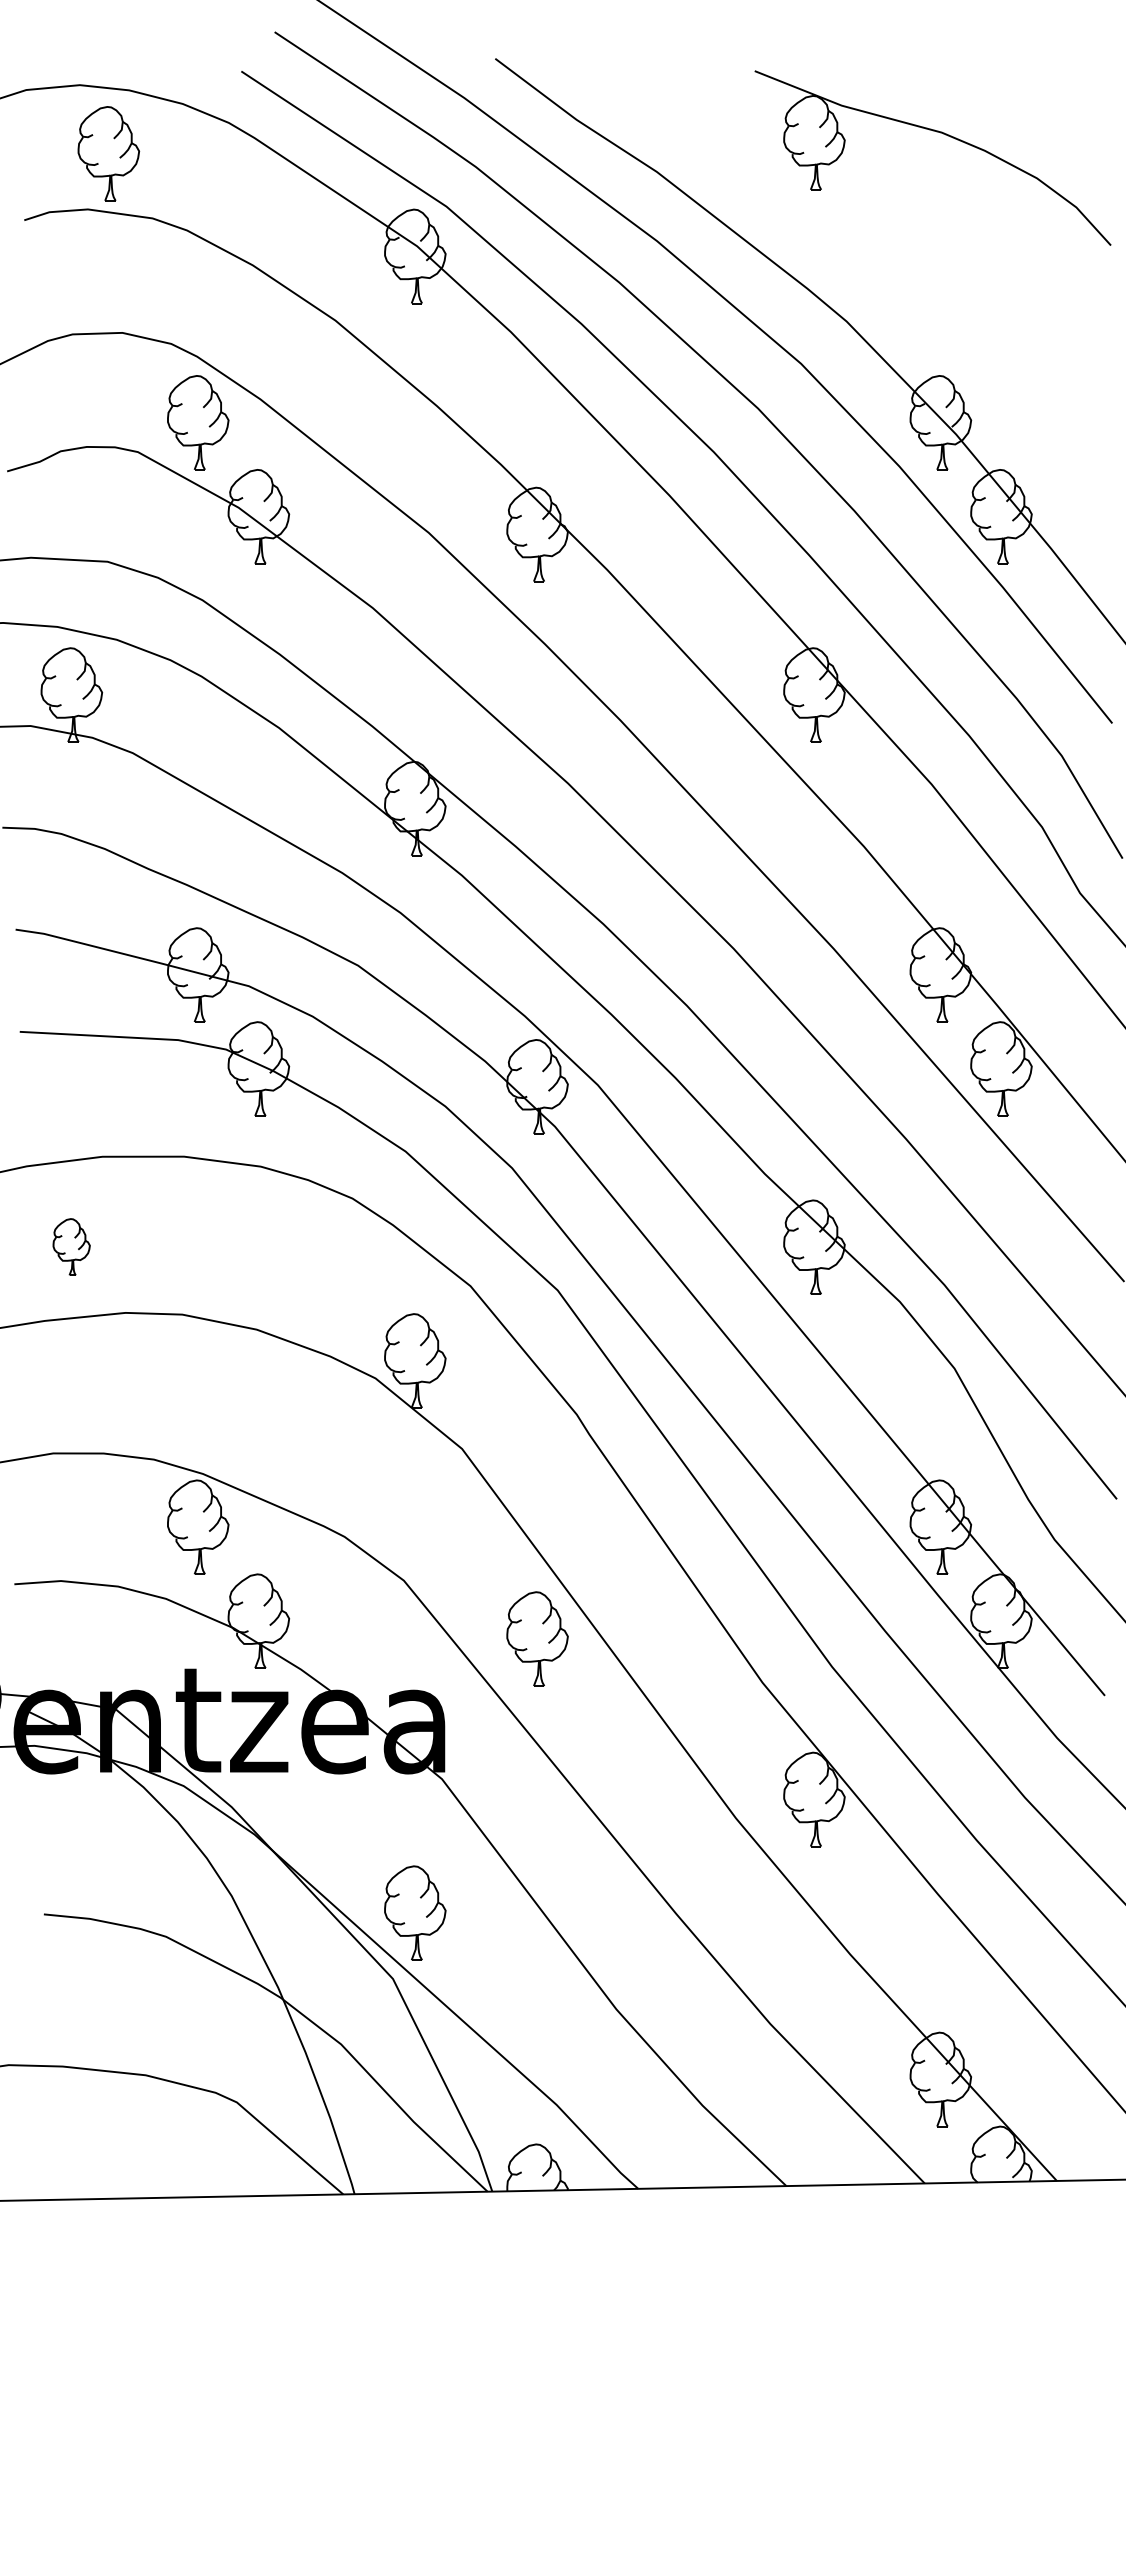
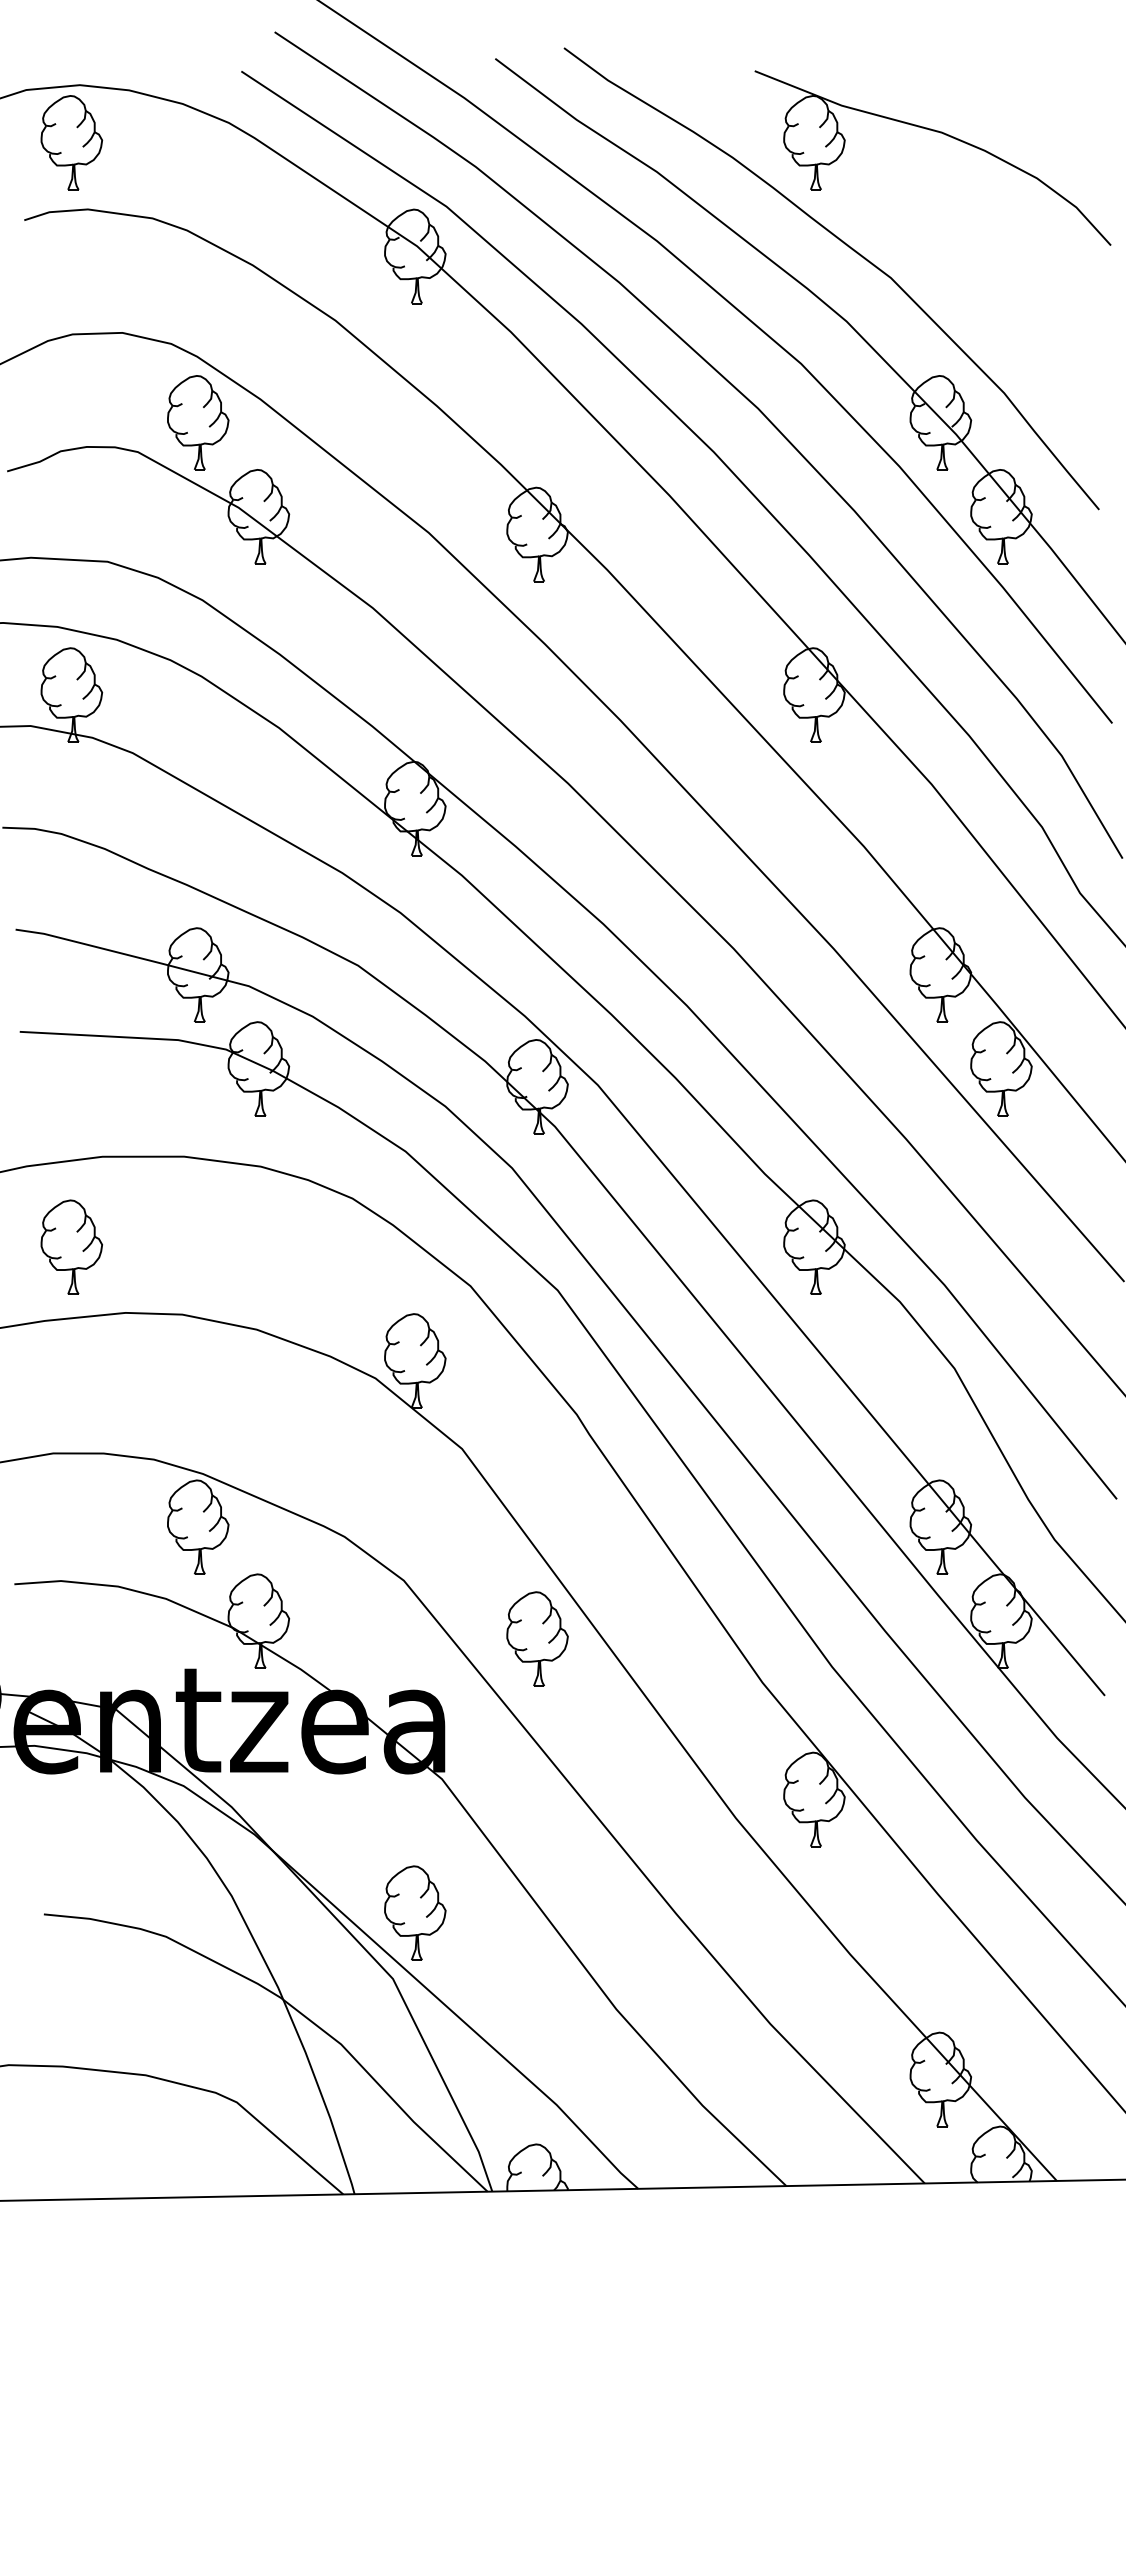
part position: (108, 153) -> (71, 142) (71, 142)
curve: none -> present (853, 251)
part size: 39x58 px -> 63x96 px (71, 1246)
